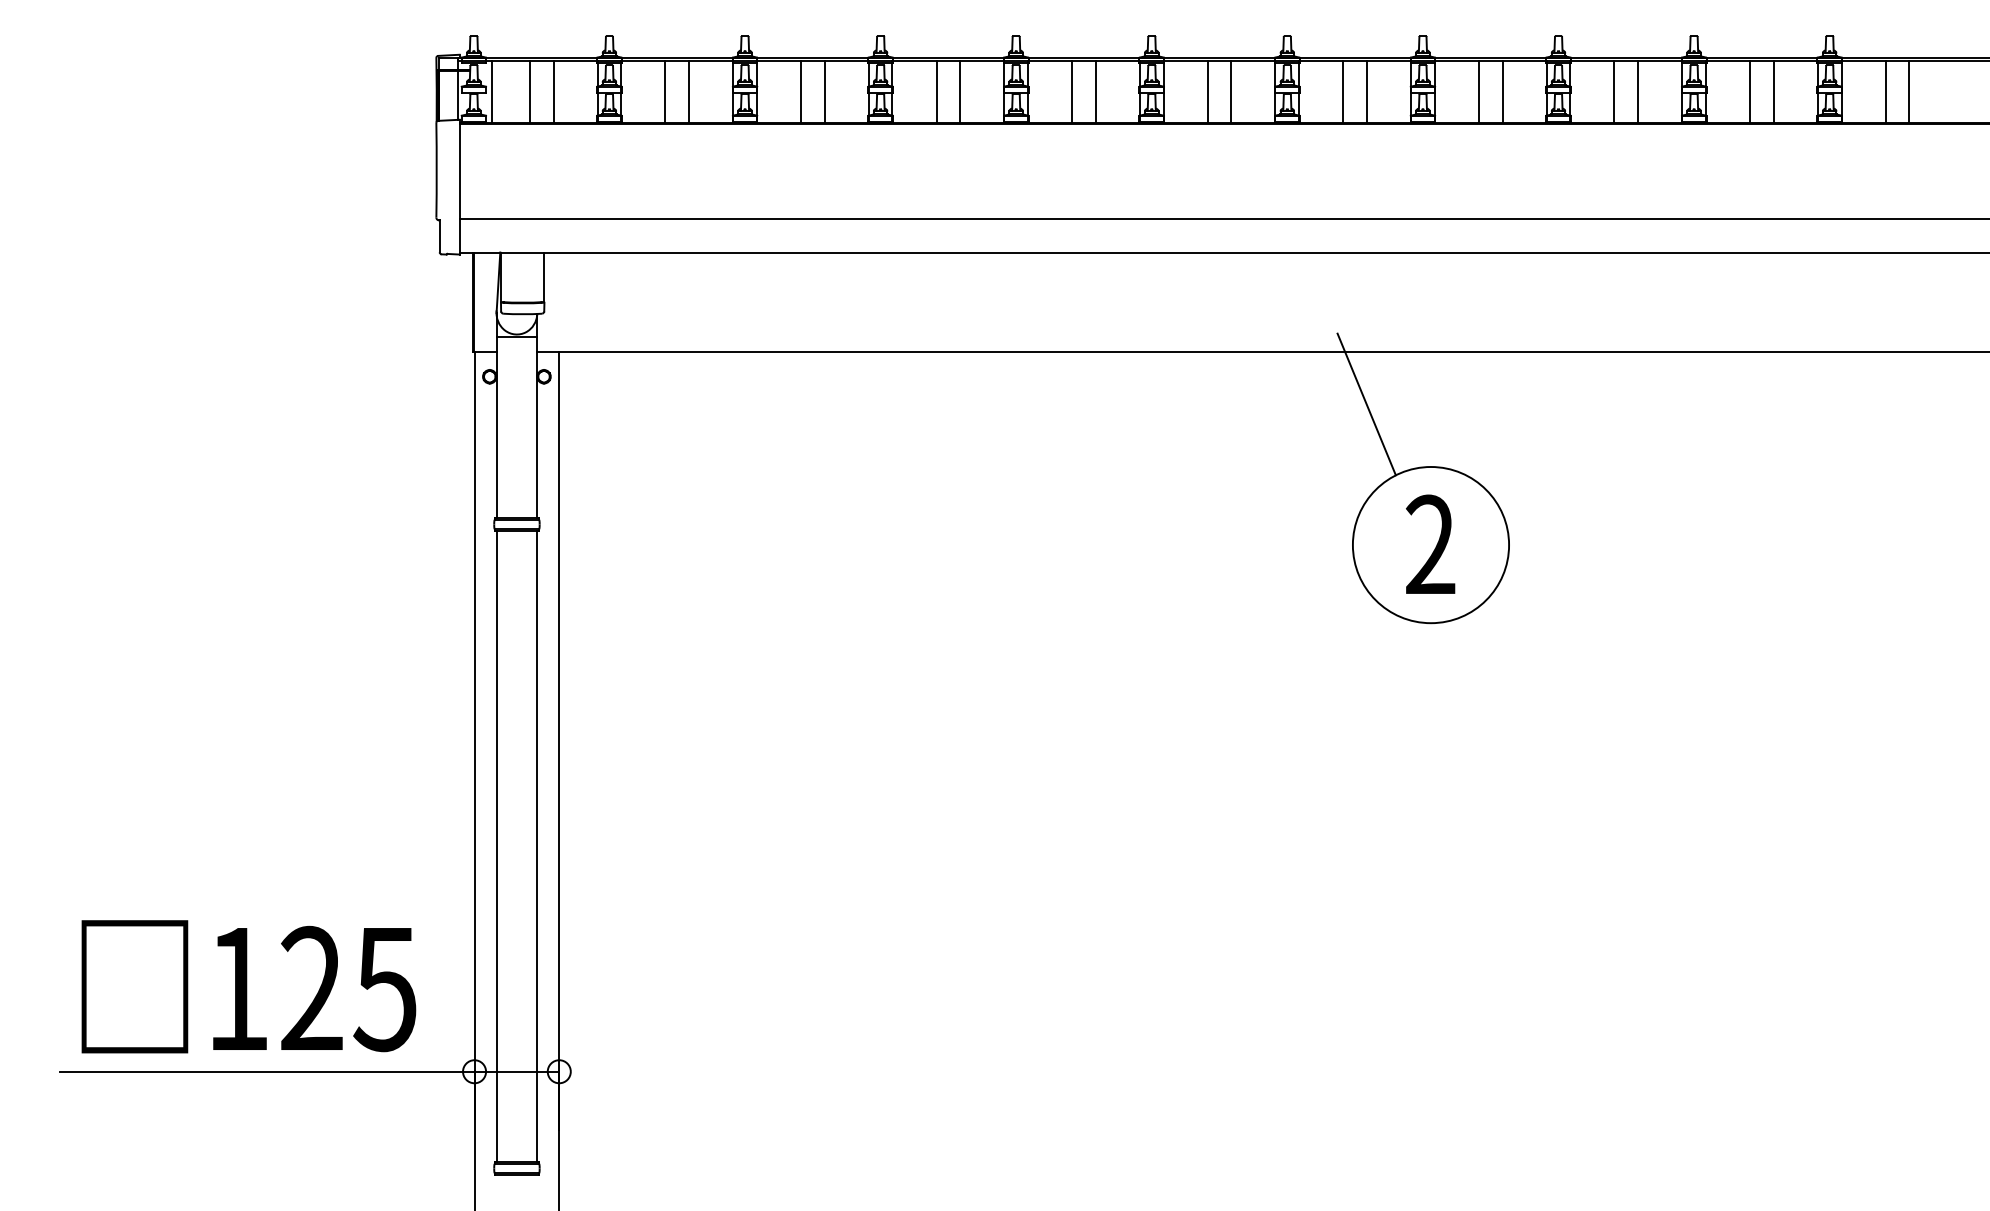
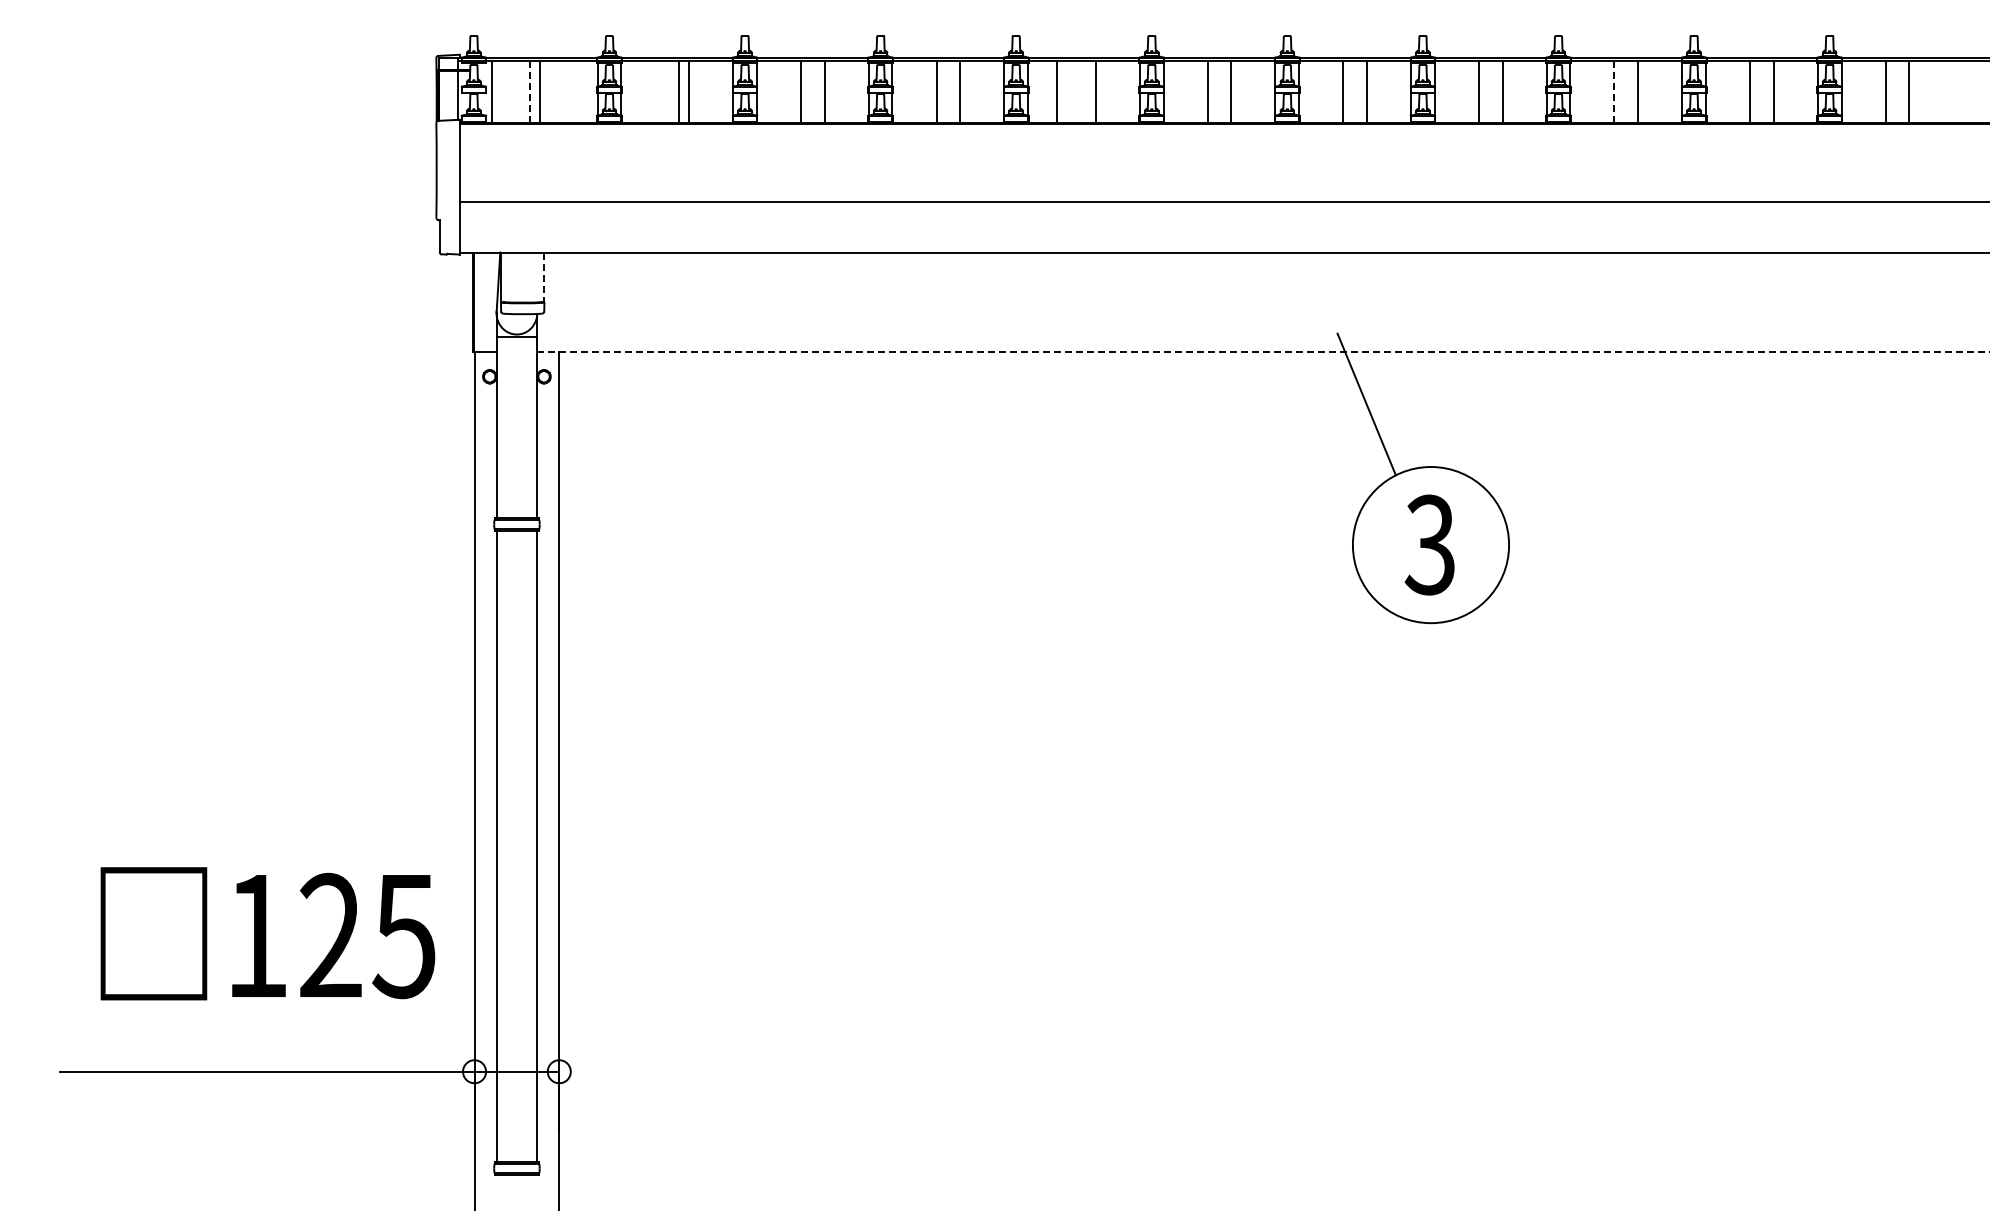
line: solid -> dashed (529, 91)
line position: (553, 91) -> (539, 91) (539, 91)
line position: (665, 91) -> (679, 91) (679, 91)
line position: (1072, 91) -> (1057, 91) (1057, 91)
line: solid -> dashed (1614, 91)
line position: (1222, 218) -> (1222, 201) (1222, 201)
line: solid -> dashed (544, 277)
line: solid -> dashed (1263, 351)
text: 2 -> 3 (1429, 544)
text position: (248, 986) -> (267, 933) (267, 933)
